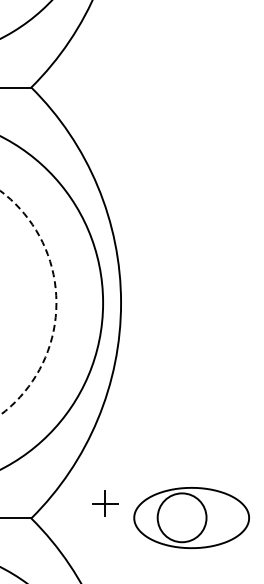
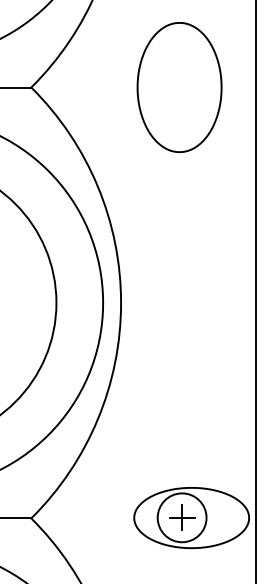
part: none -> present (179, 87)
line: none -> present (256, 291)
circle: dashed -> solid (28, 302)
part position: (105, 503) -> (182, 517) (182, 517)
